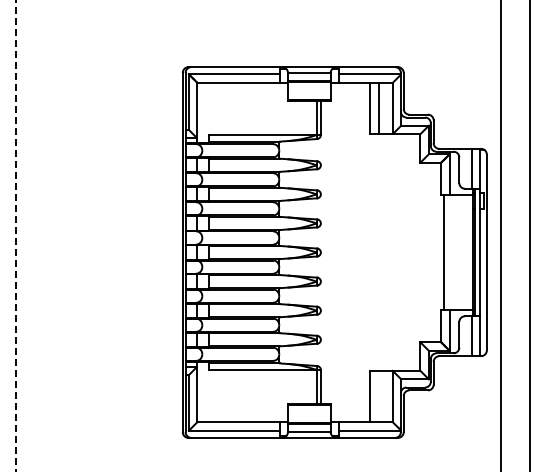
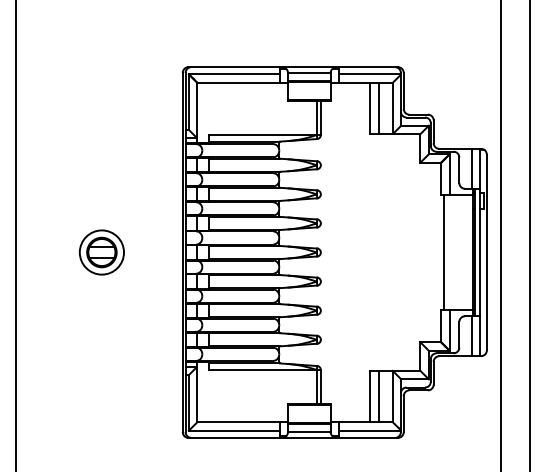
line: dashed -> solid (16, 235)
part: none -> present (101, 252)
line: none -> present (378, 396)
